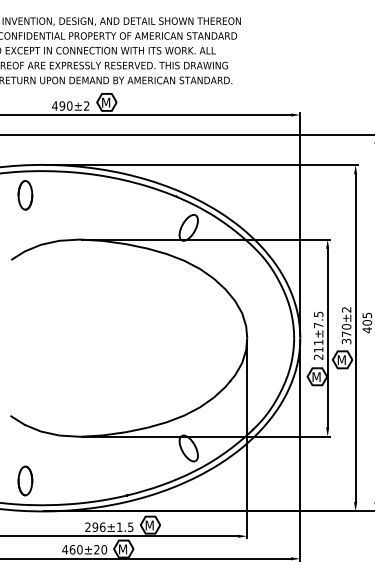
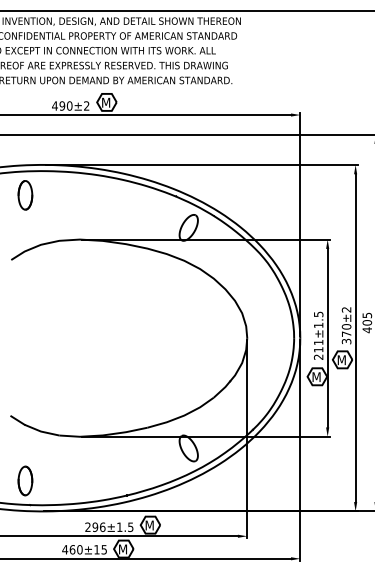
line: none -> present (186, 10)
text: 211±7.5 -> 211±1.5 (318, 325)
text: 460±20 -> 460±15 (100, 549)
